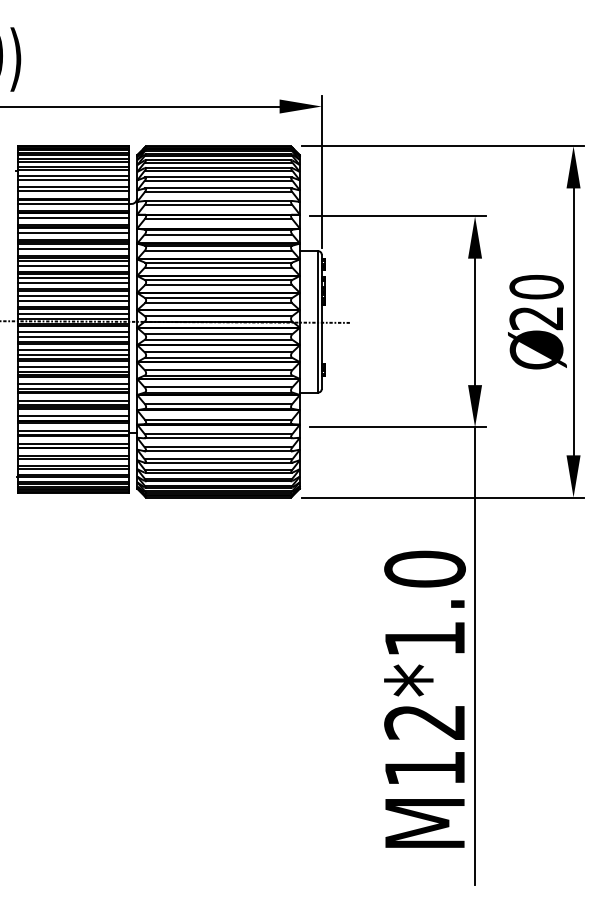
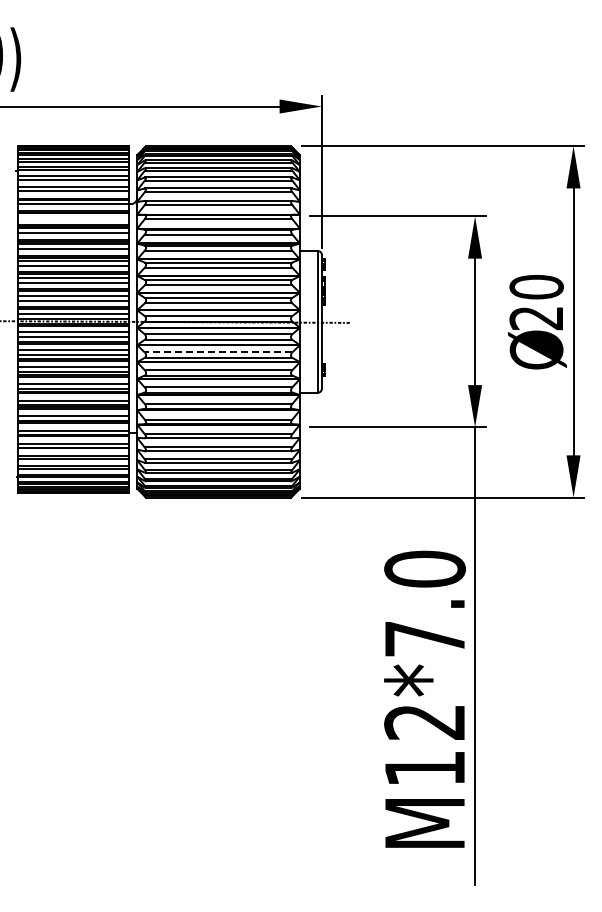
line: present -> none (72, 217)
line: solid -> dashed (218, 352)
text: M12*1.0 -> M12*7.0 (424, 639)
